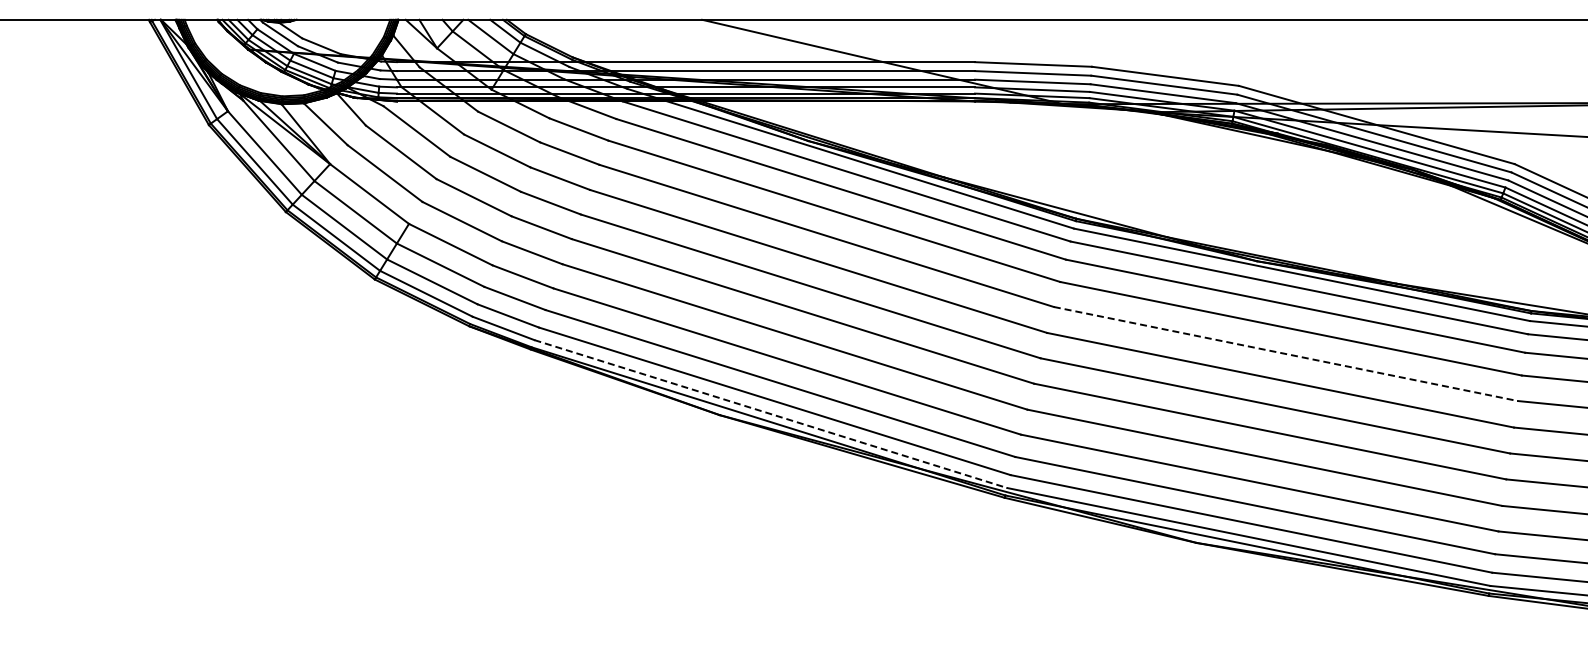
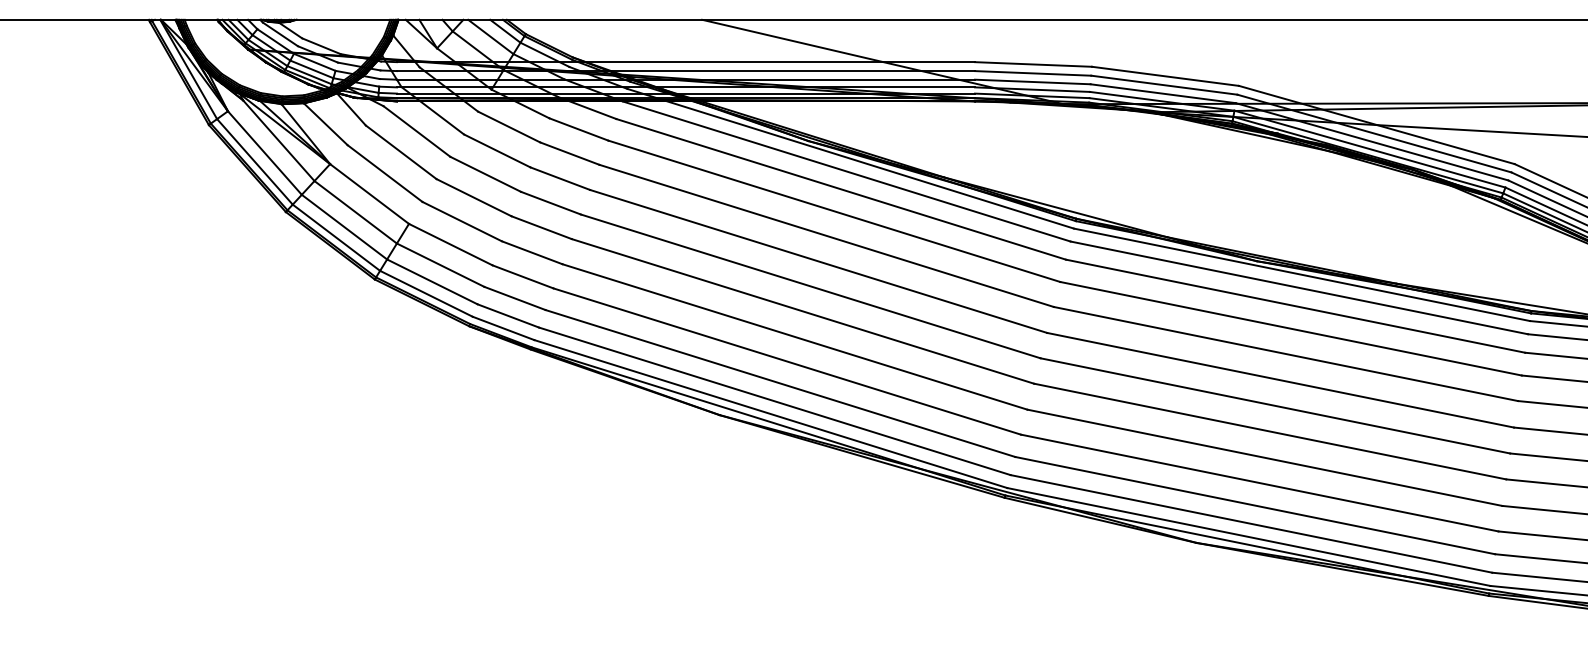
line: dashed -> solid (1285, 354)
line: dashed -> solid (770, 414)
